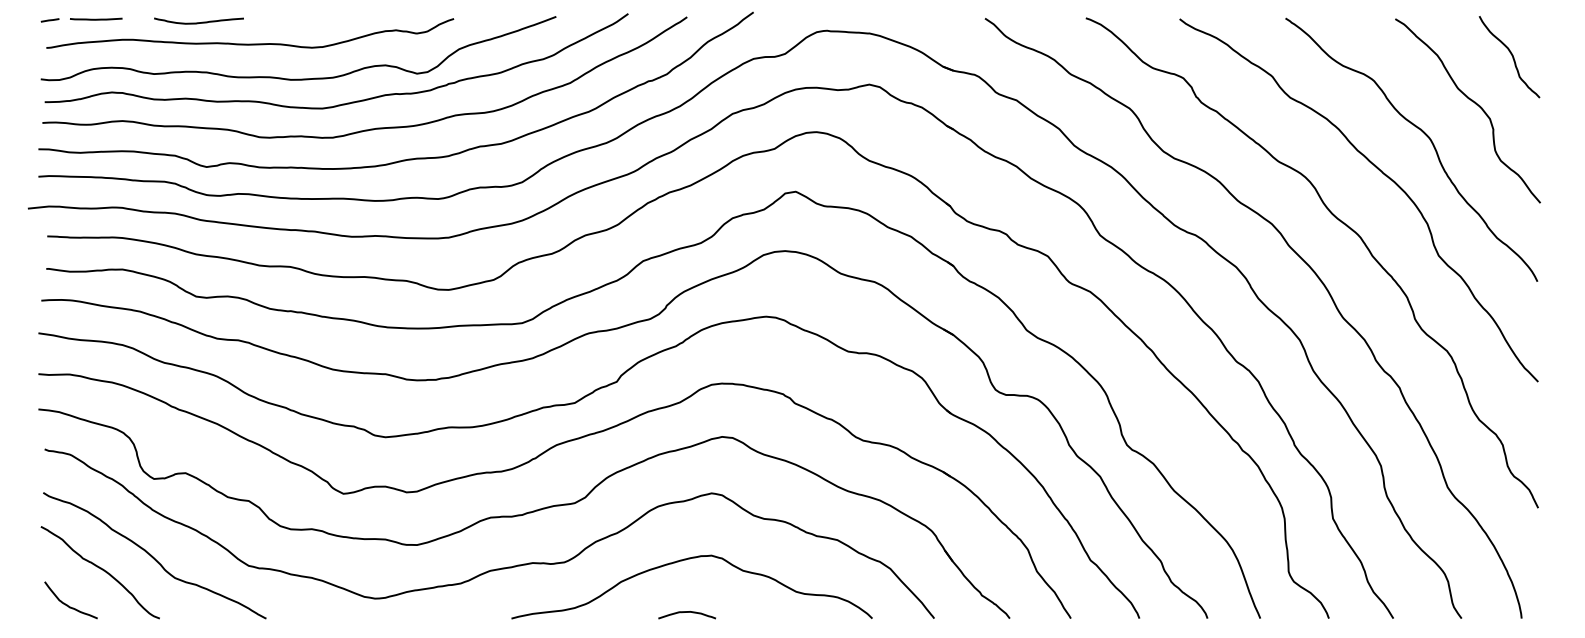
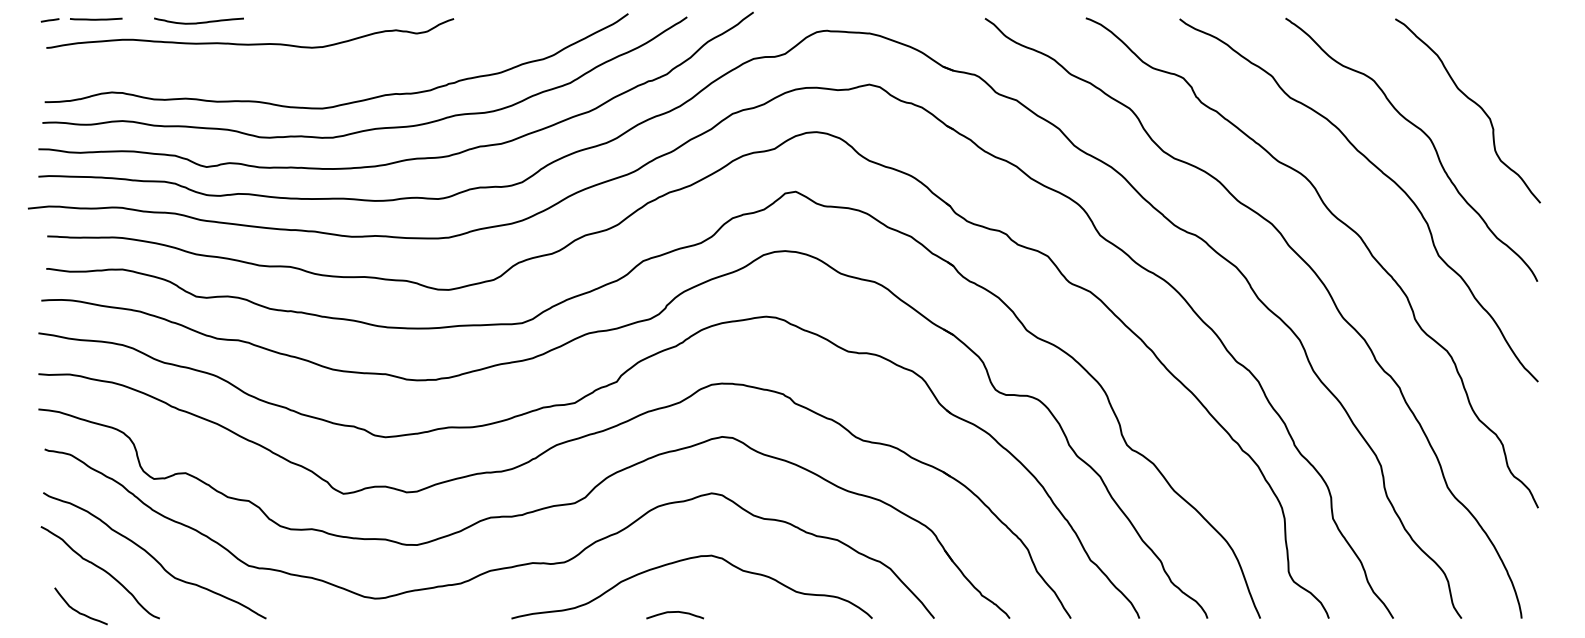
curve: present -> none (1511, 55)
curve: present -> none (298, 78)
curve position: (67, 604) -> (77, 610) (77, 610)
curve position: (686, 612) -> (674, 612) (674, 612)
